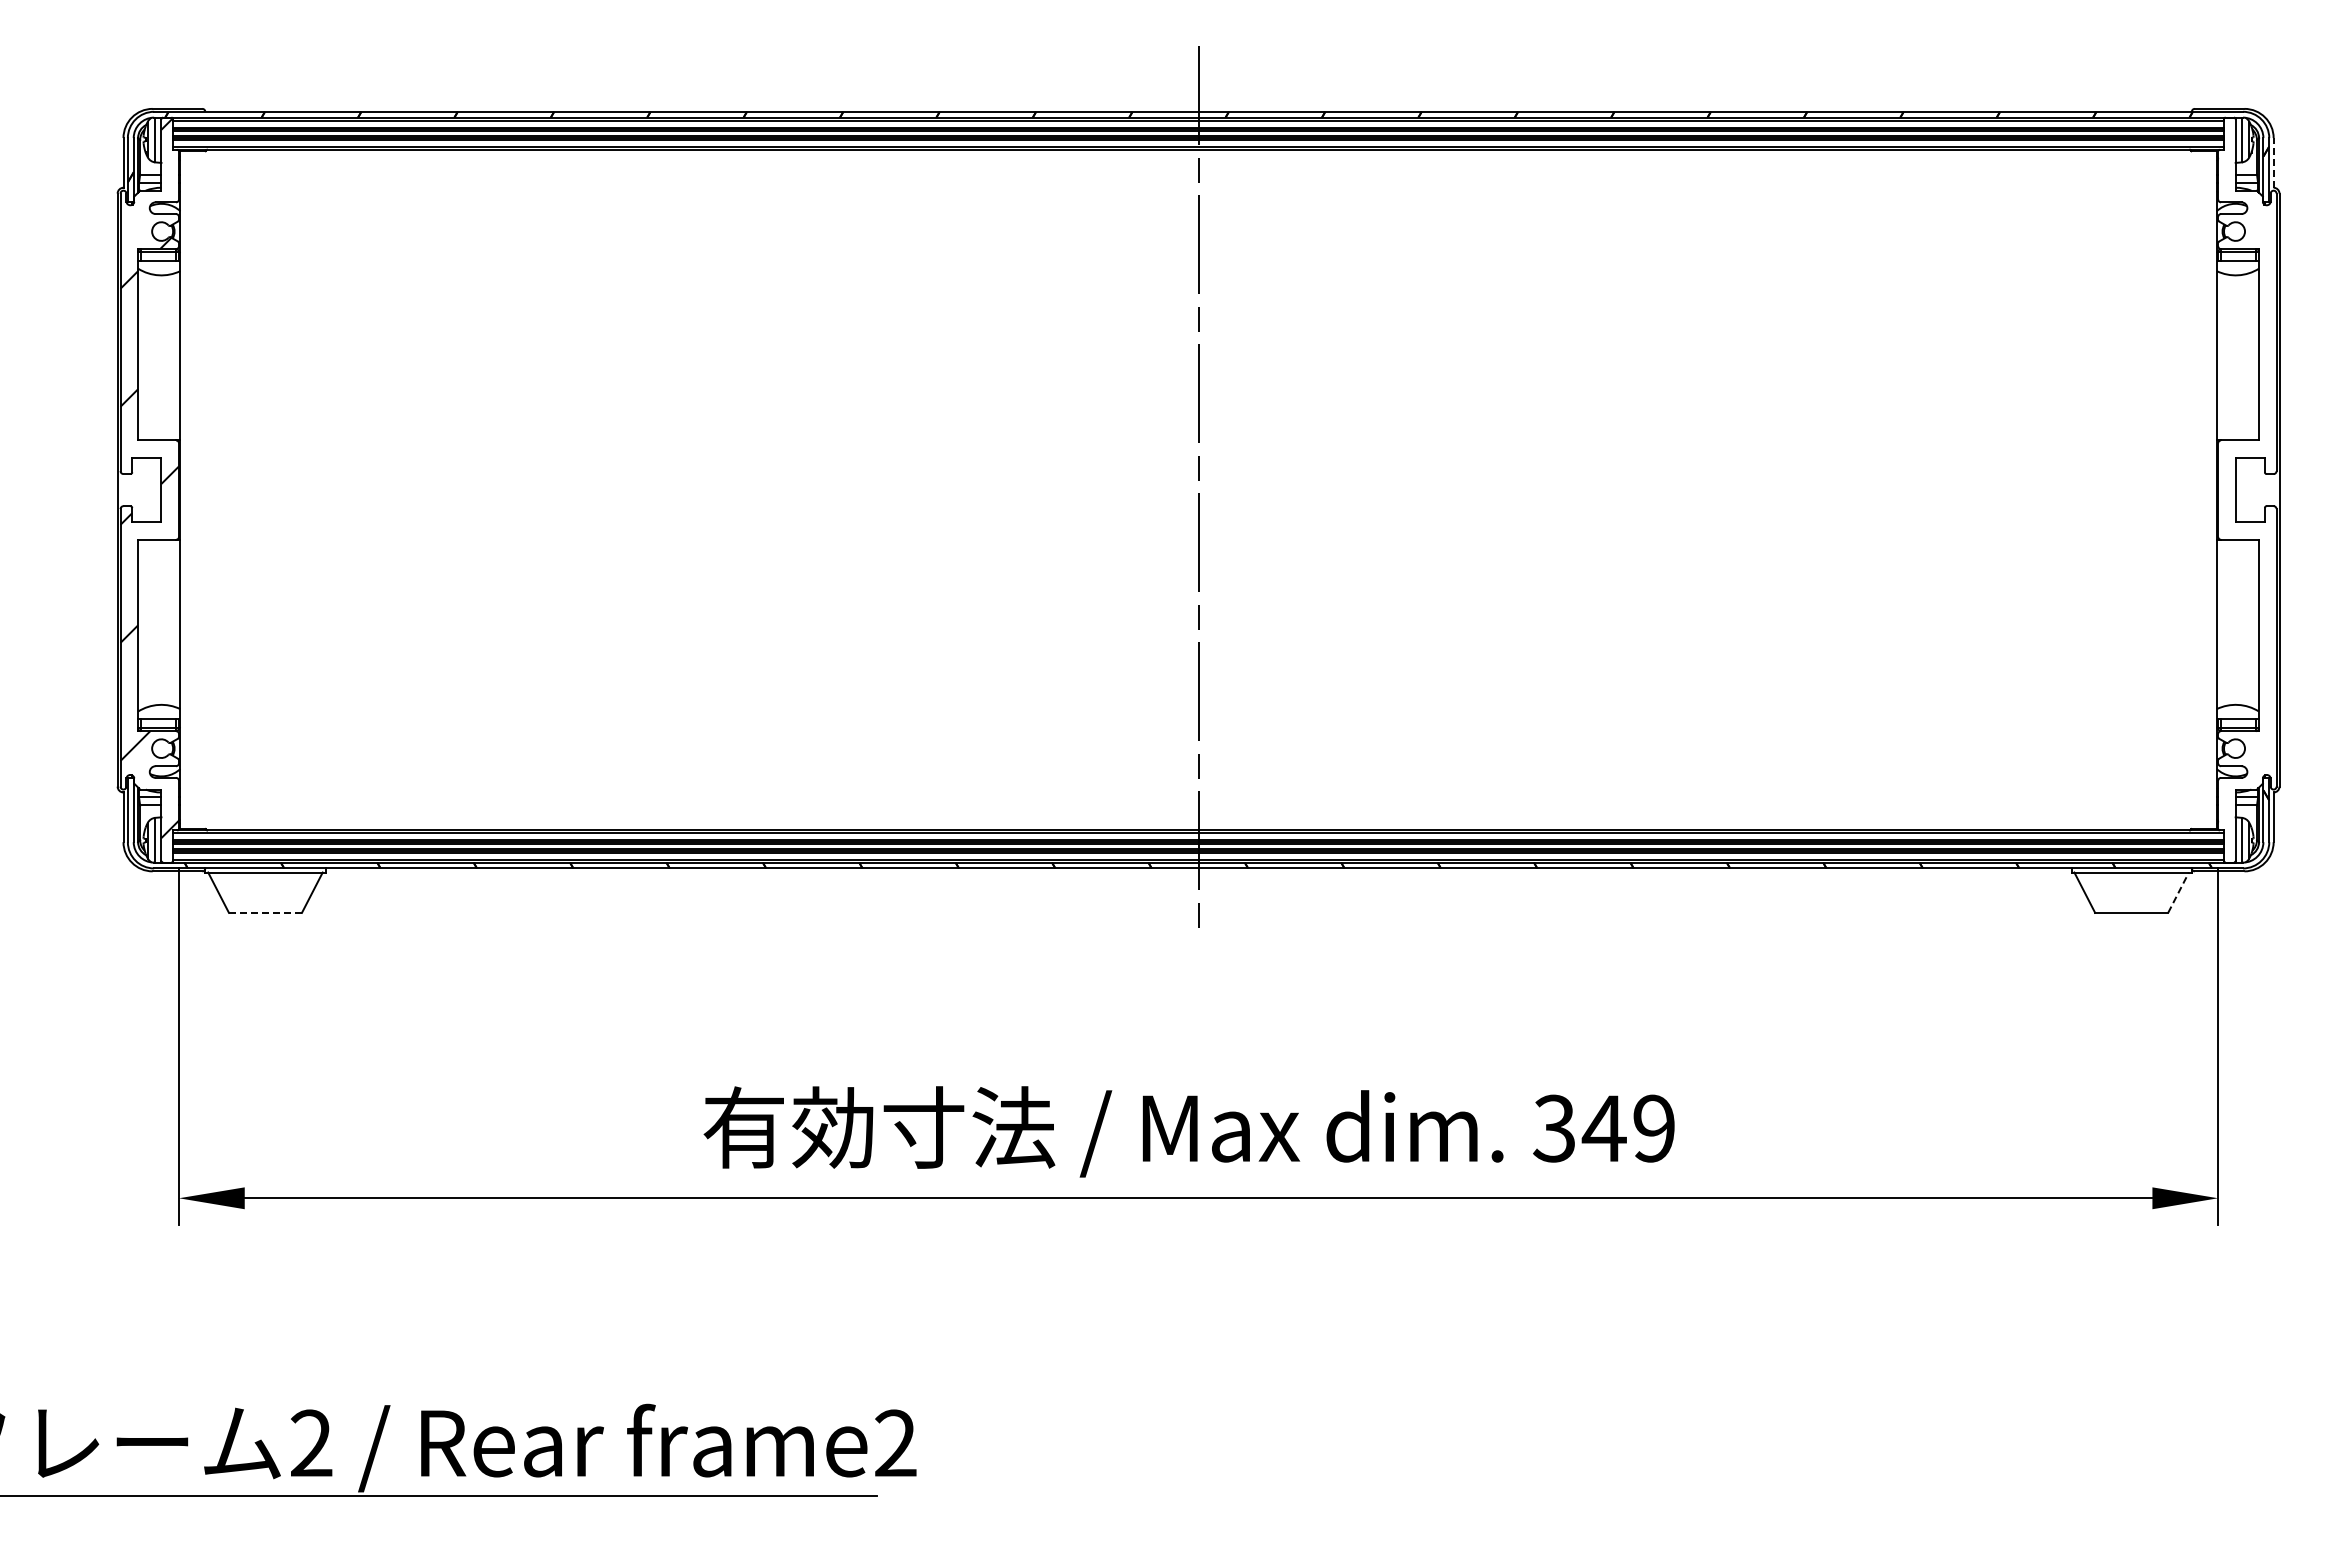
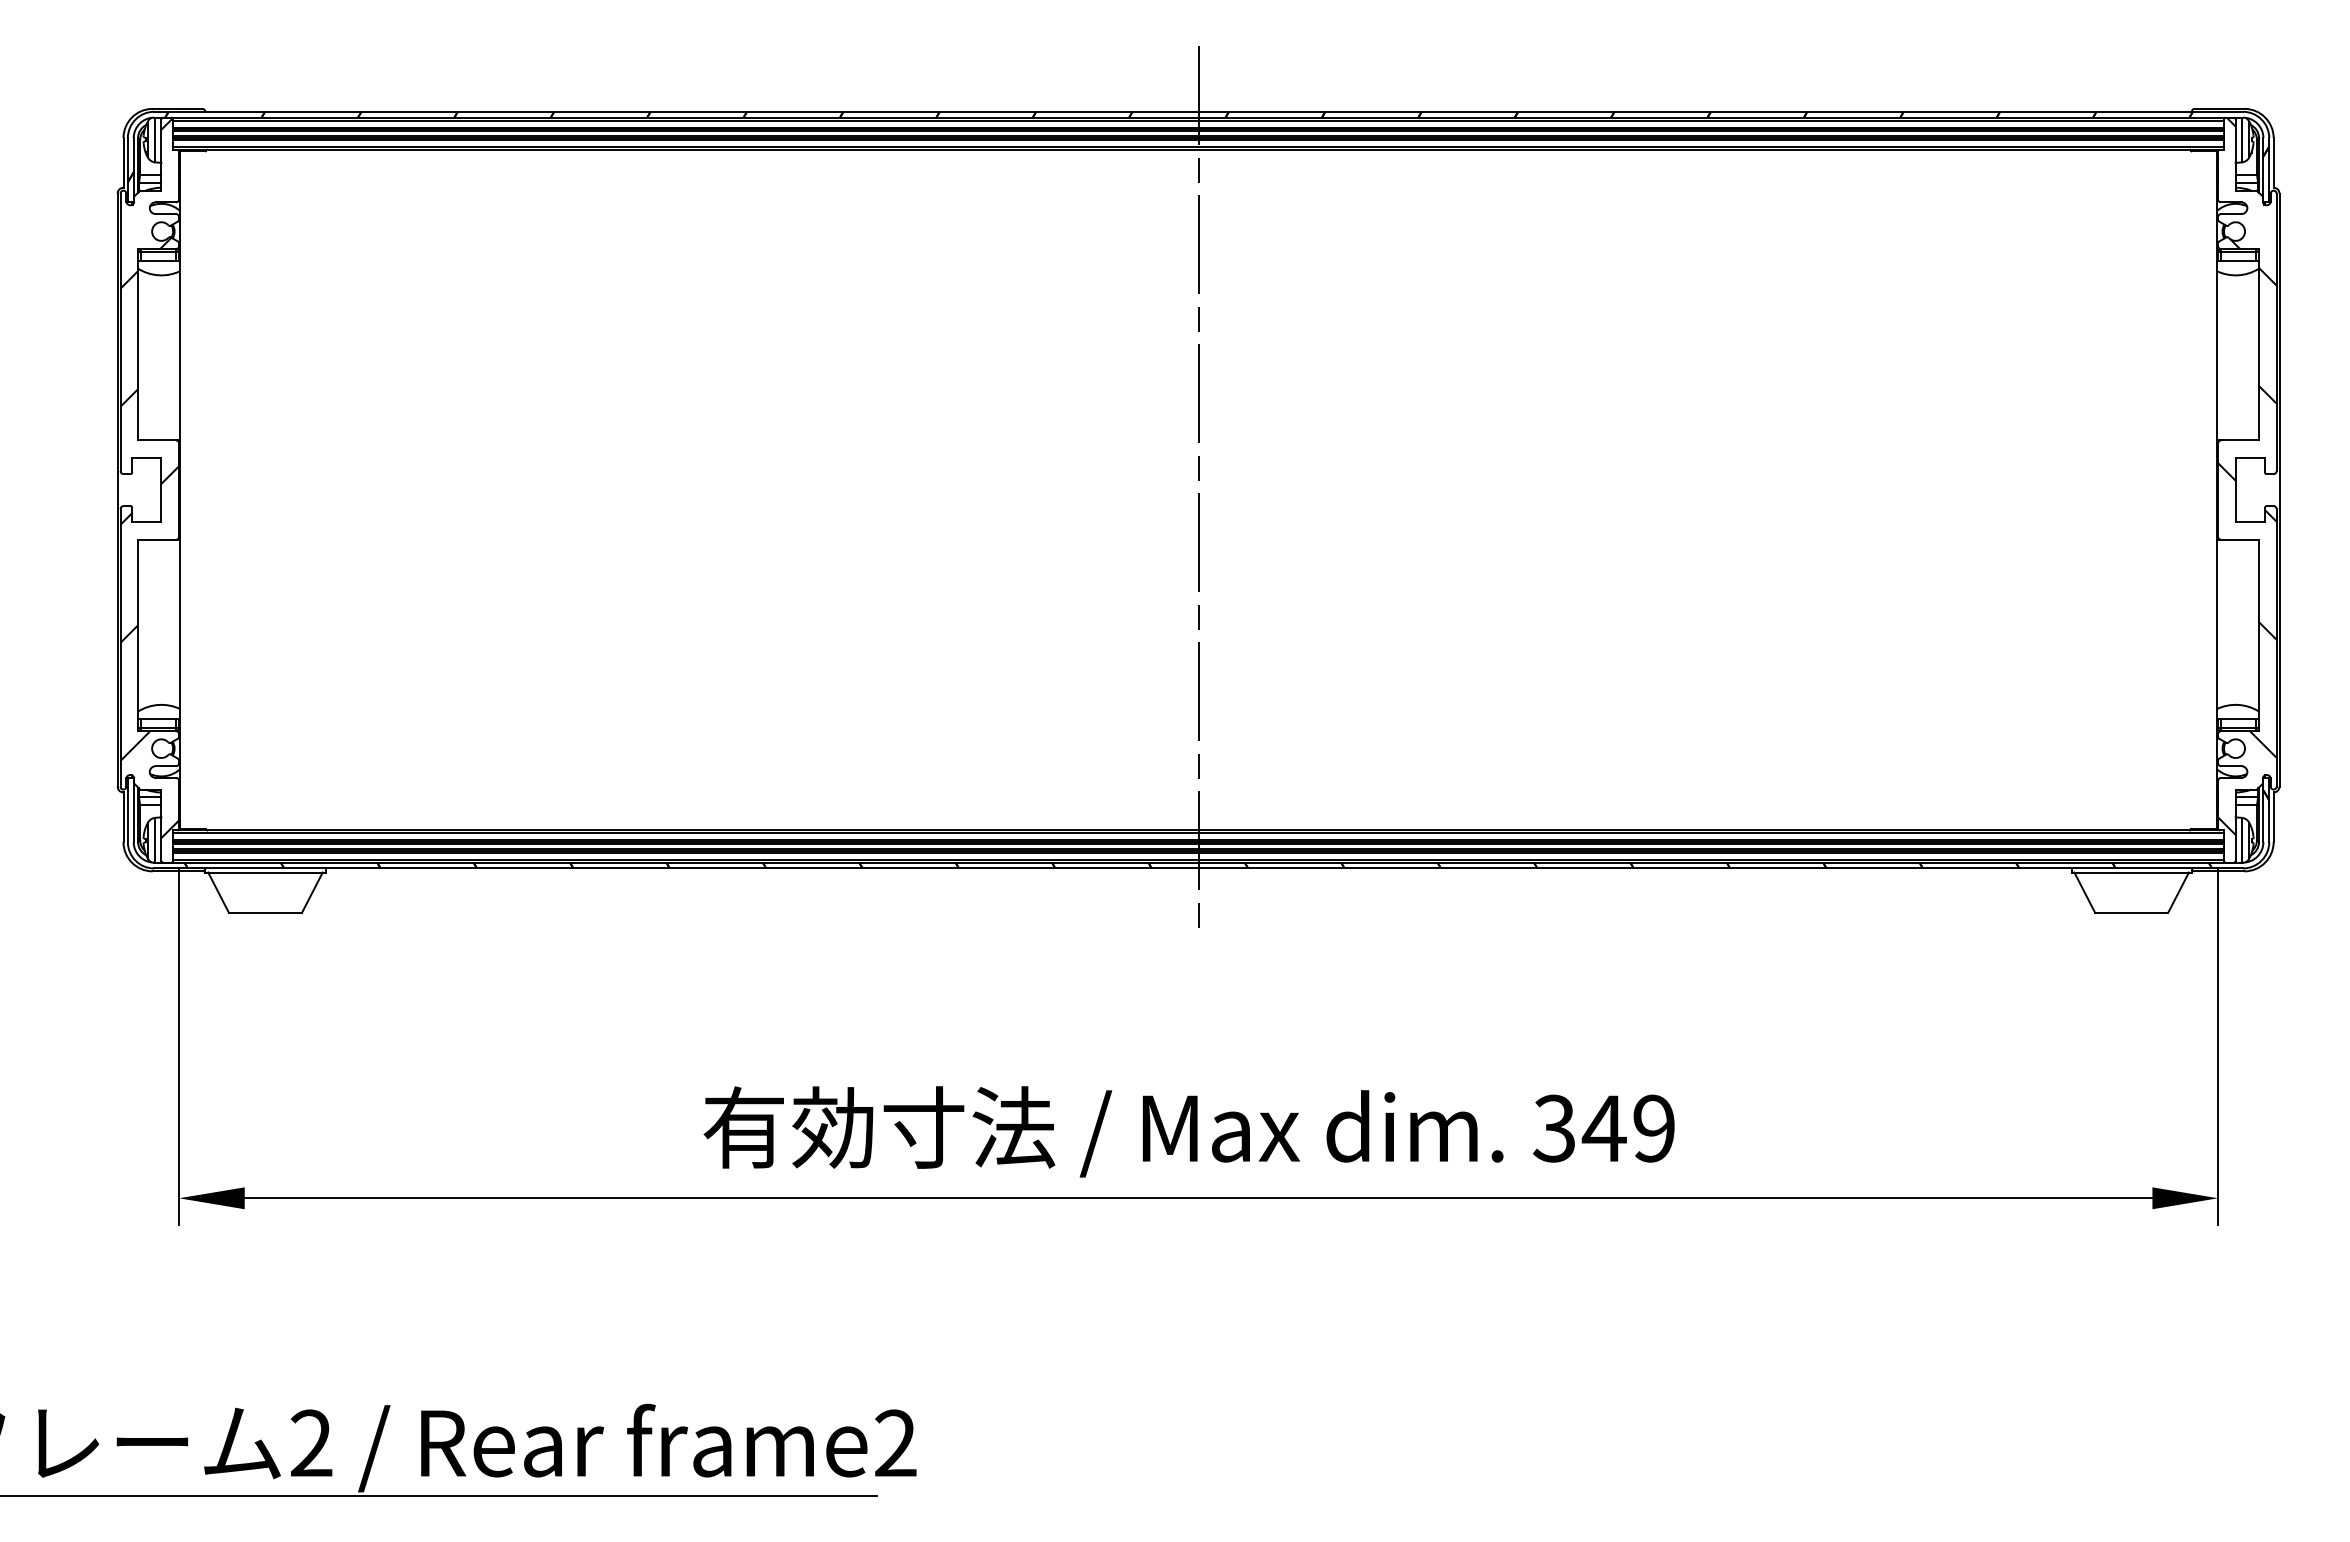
line: dashed -> solid (2273, 162)
hatch: none -> present (2247, 475)
line: dashed -> solid (2178, 892)
line: dashed -> solid (265, 912)
